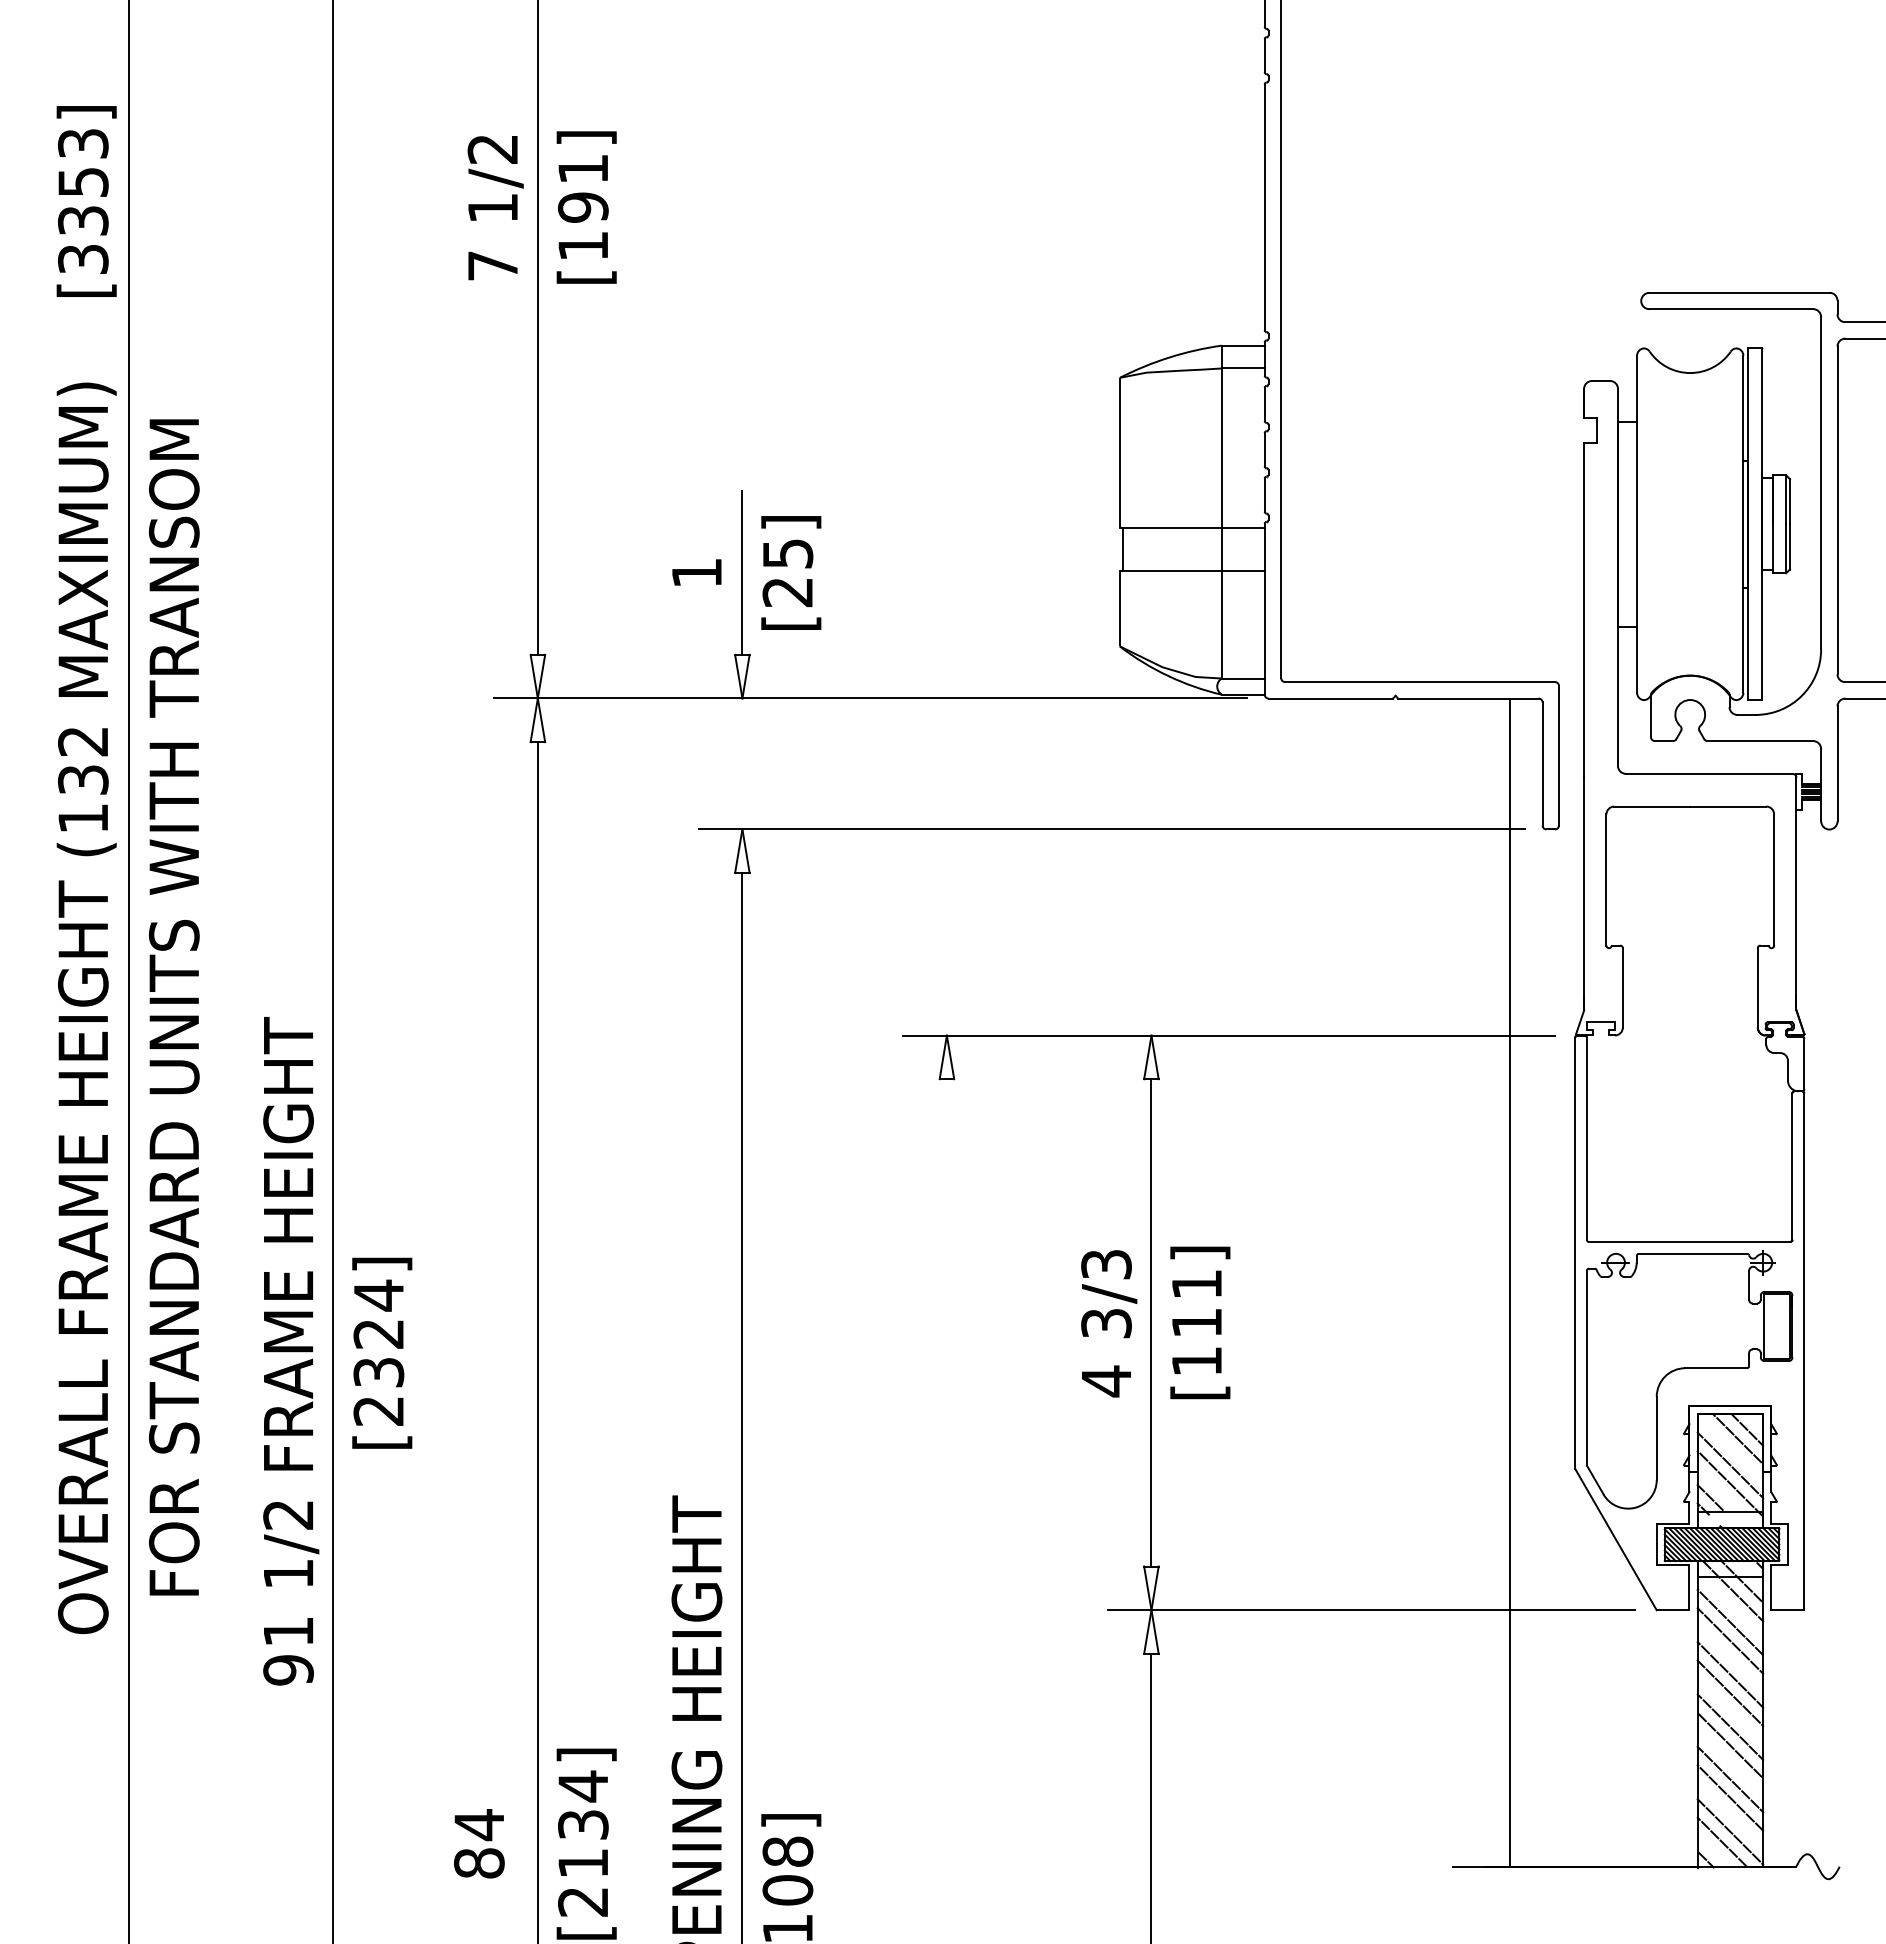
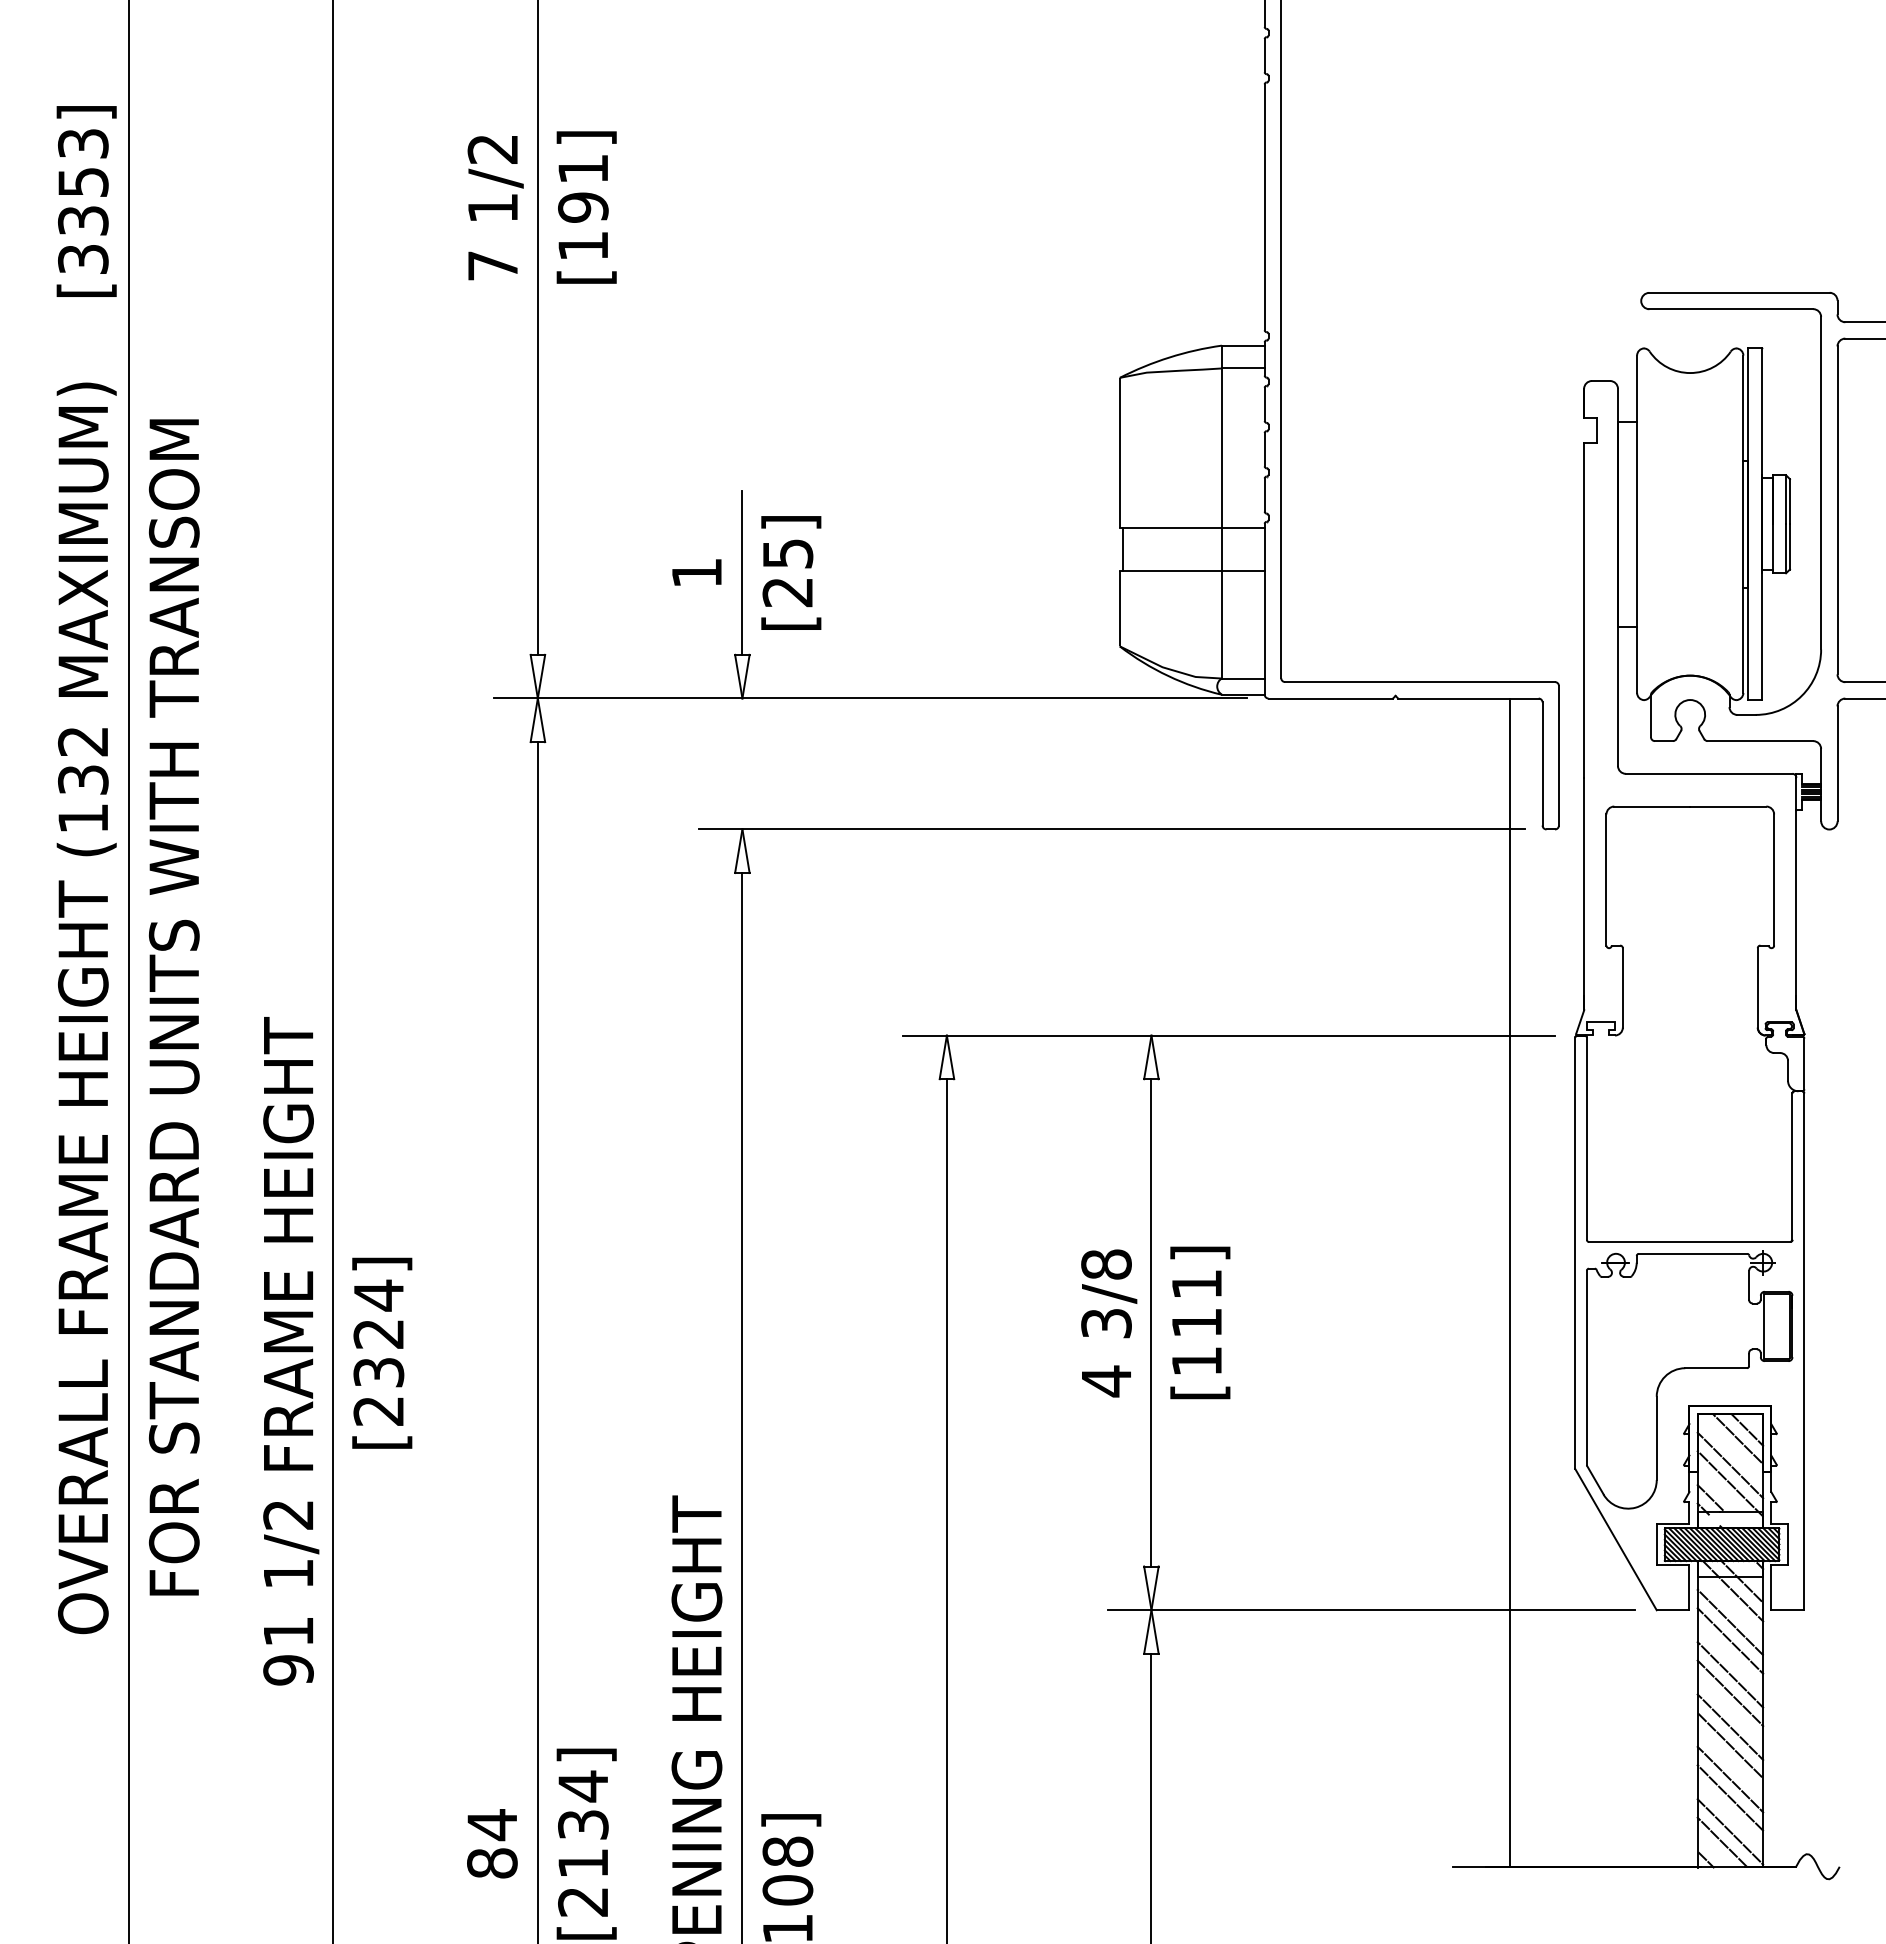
text: 3/3 -> 3/8 (1106, 1264)
line: none -> present (946, 1509)
text position: (479, 1843) -> (492, 1843) (492, 1843)
